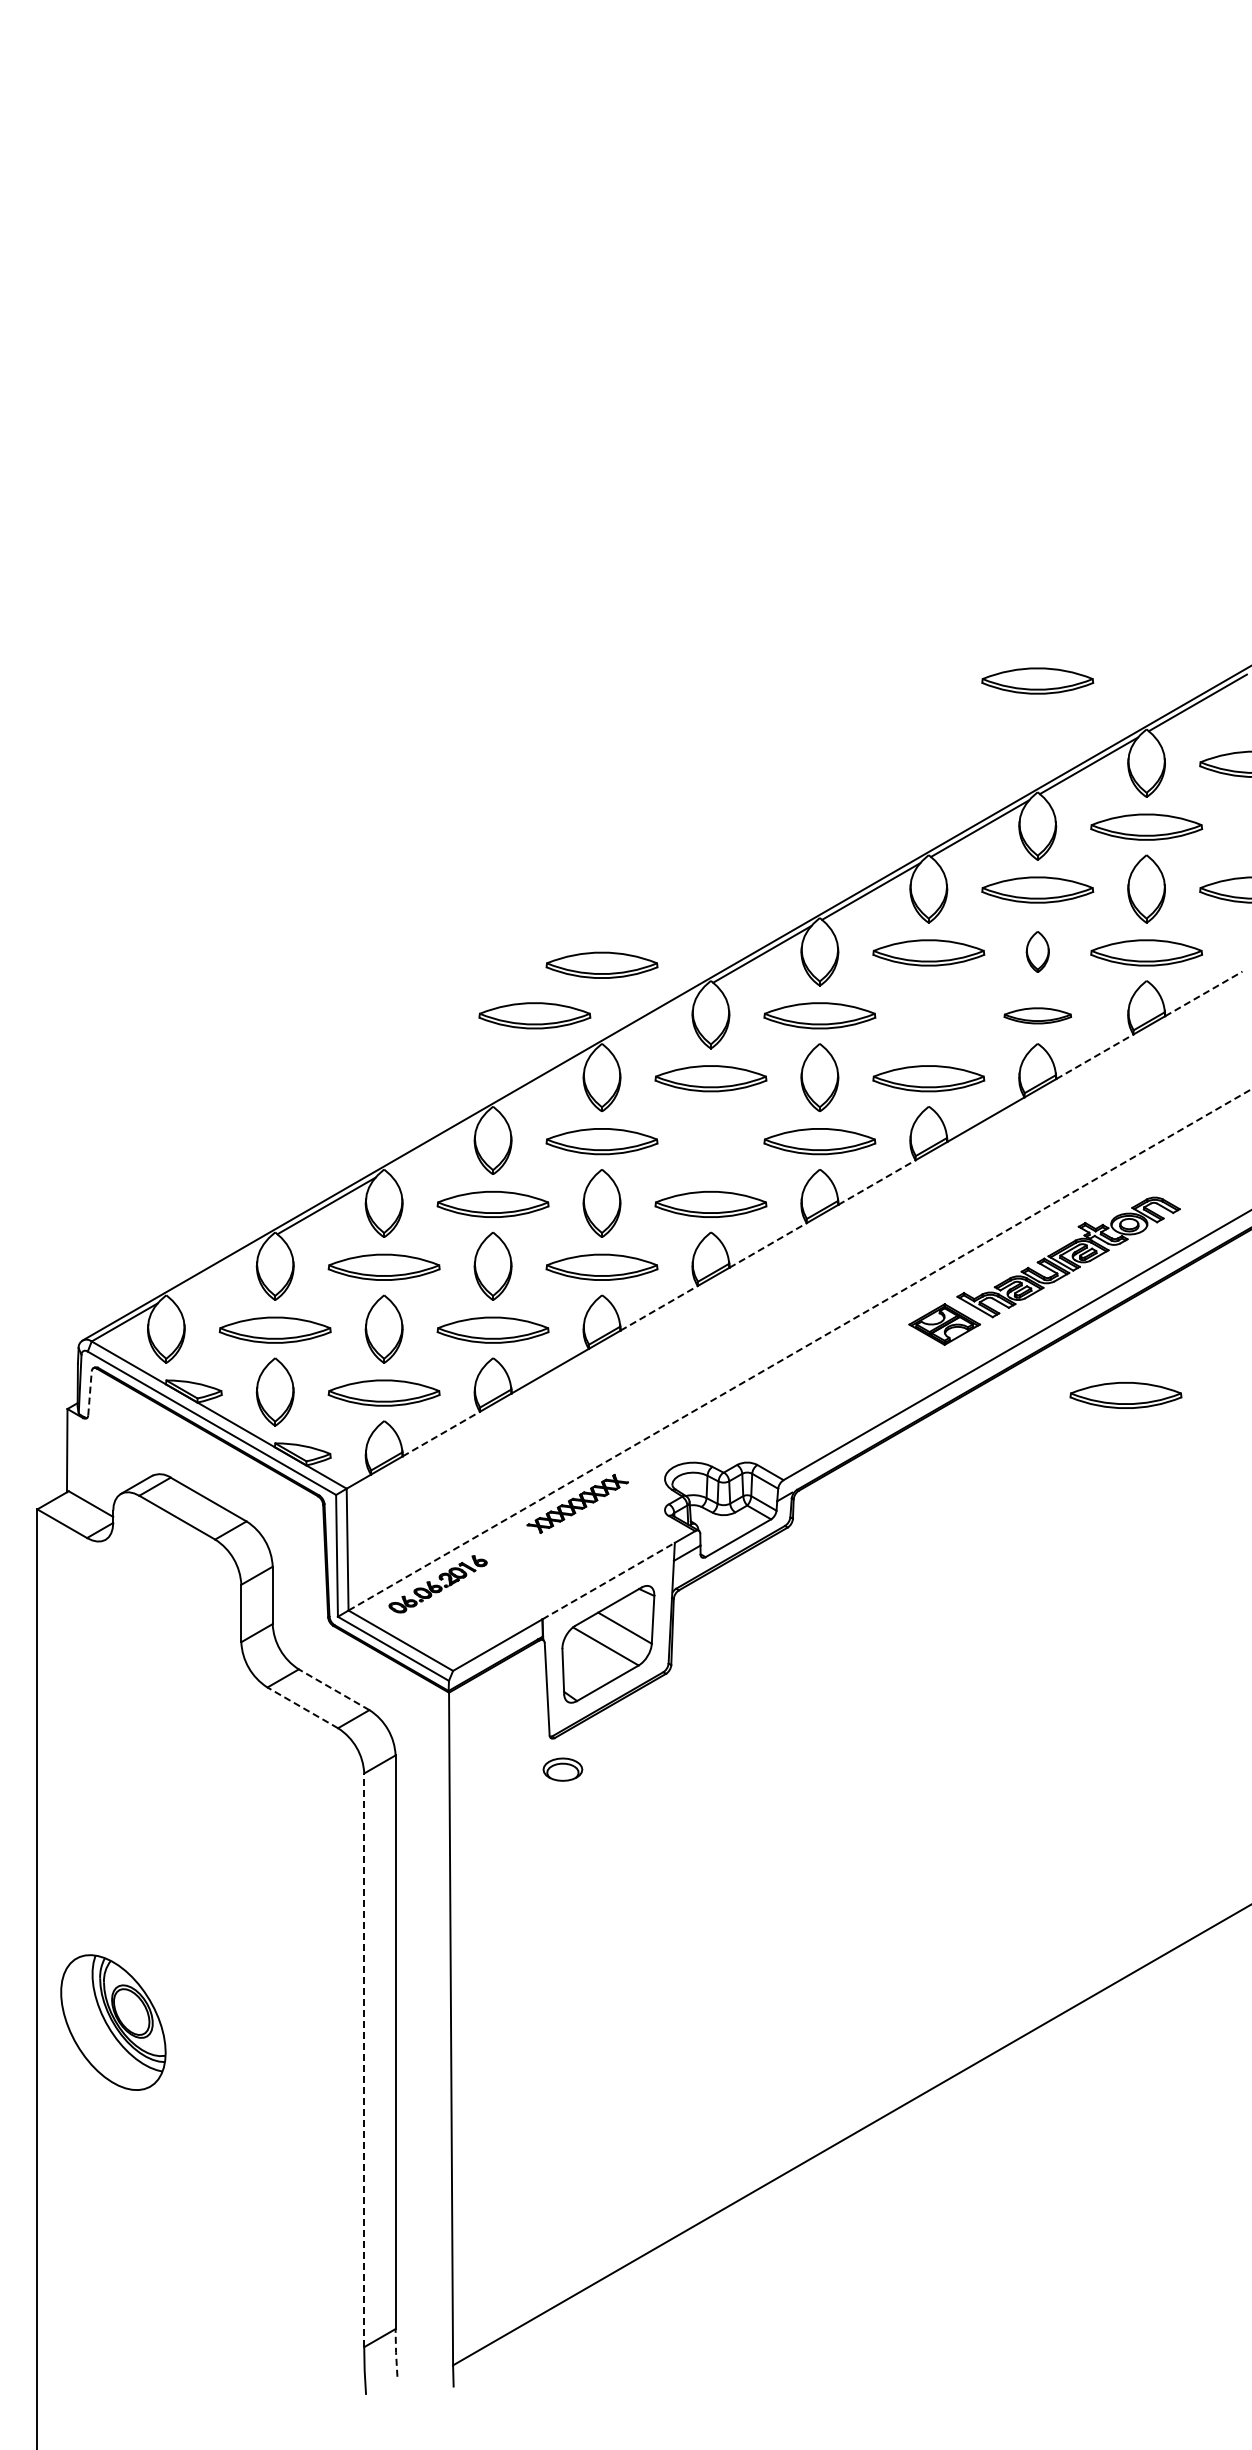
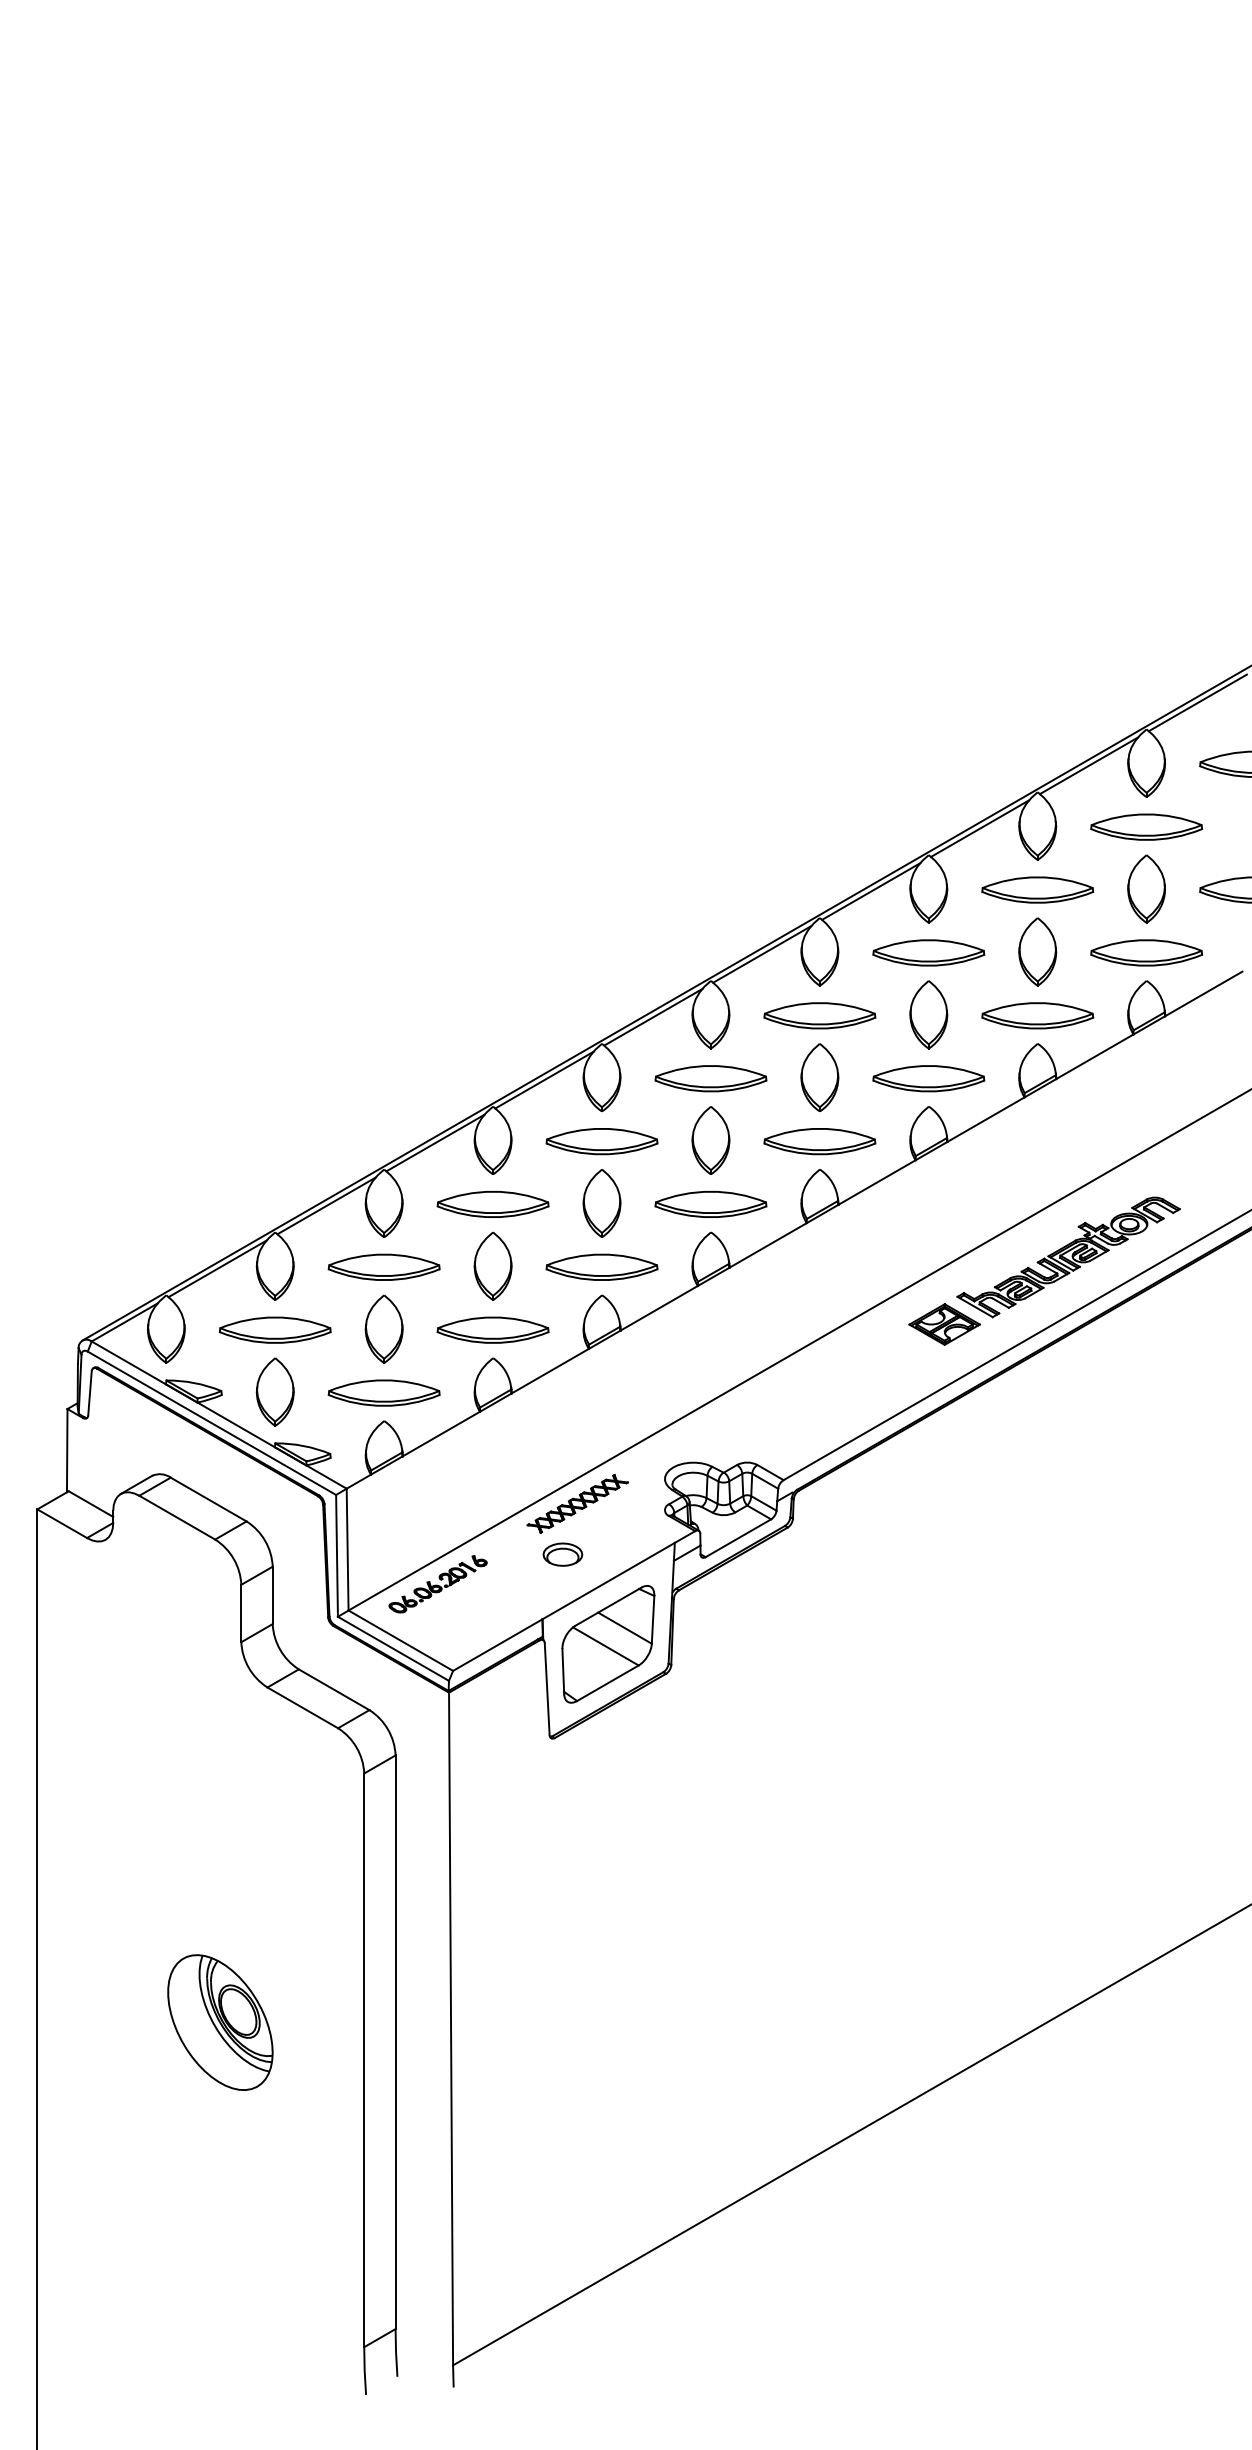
part: present -> none (1037, 680)
part size: 25x42 px -> 40x70 px (1037, 951)
part: present -> none (601, 964)
line: dashed -> solid (1203, 993)
part: none -> present (928, 1014)
part: present -> none (534, 1015)
part size: 70x18 px -> 114x28 px (1037, 1015)
line: none -> present (653, 1017)
line: dashed -> solid (1094, 1056)
line: none -> present (544, 1079)
part: none -> present (710, 1140)
line: none -> present (435, 1142)
line: dashed -> solid (877, 1182)
line: dashed -> solid (768, 1245)
line: none -> present (217, 1268)
line: dashed -> solid (659, 1308)
line: dashed -> solid (800, 1349)
line: dashed -> solid (90, 1392)
part: present -> none (1125, 1395)
line: dashed -> solid (441, 1434)
line: dashed -> solid (609, 1580)
line: dashed -> solid (334, 1689)
line: dashed -> solid (302, 1707)
part position: (562, 1769) -> (562, 1554) (562, 1554)
part position: (113, 2022) -> (220, 2022) (220, 2022)
line: dashed -> solid (364, 2060)
line: dashed -> solid (396, 2352)
